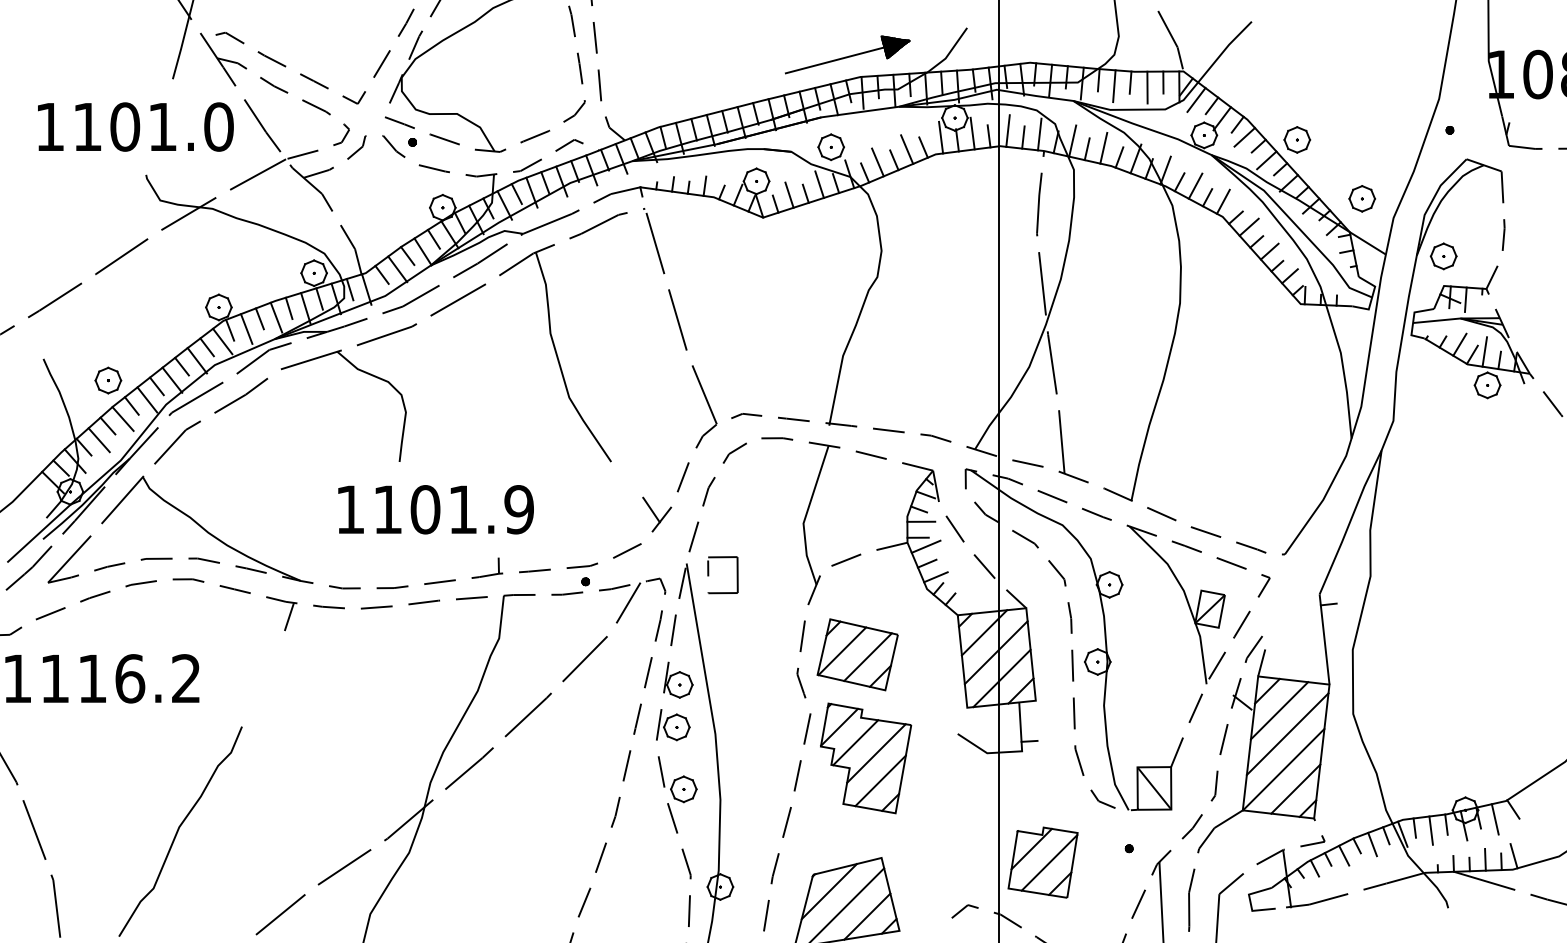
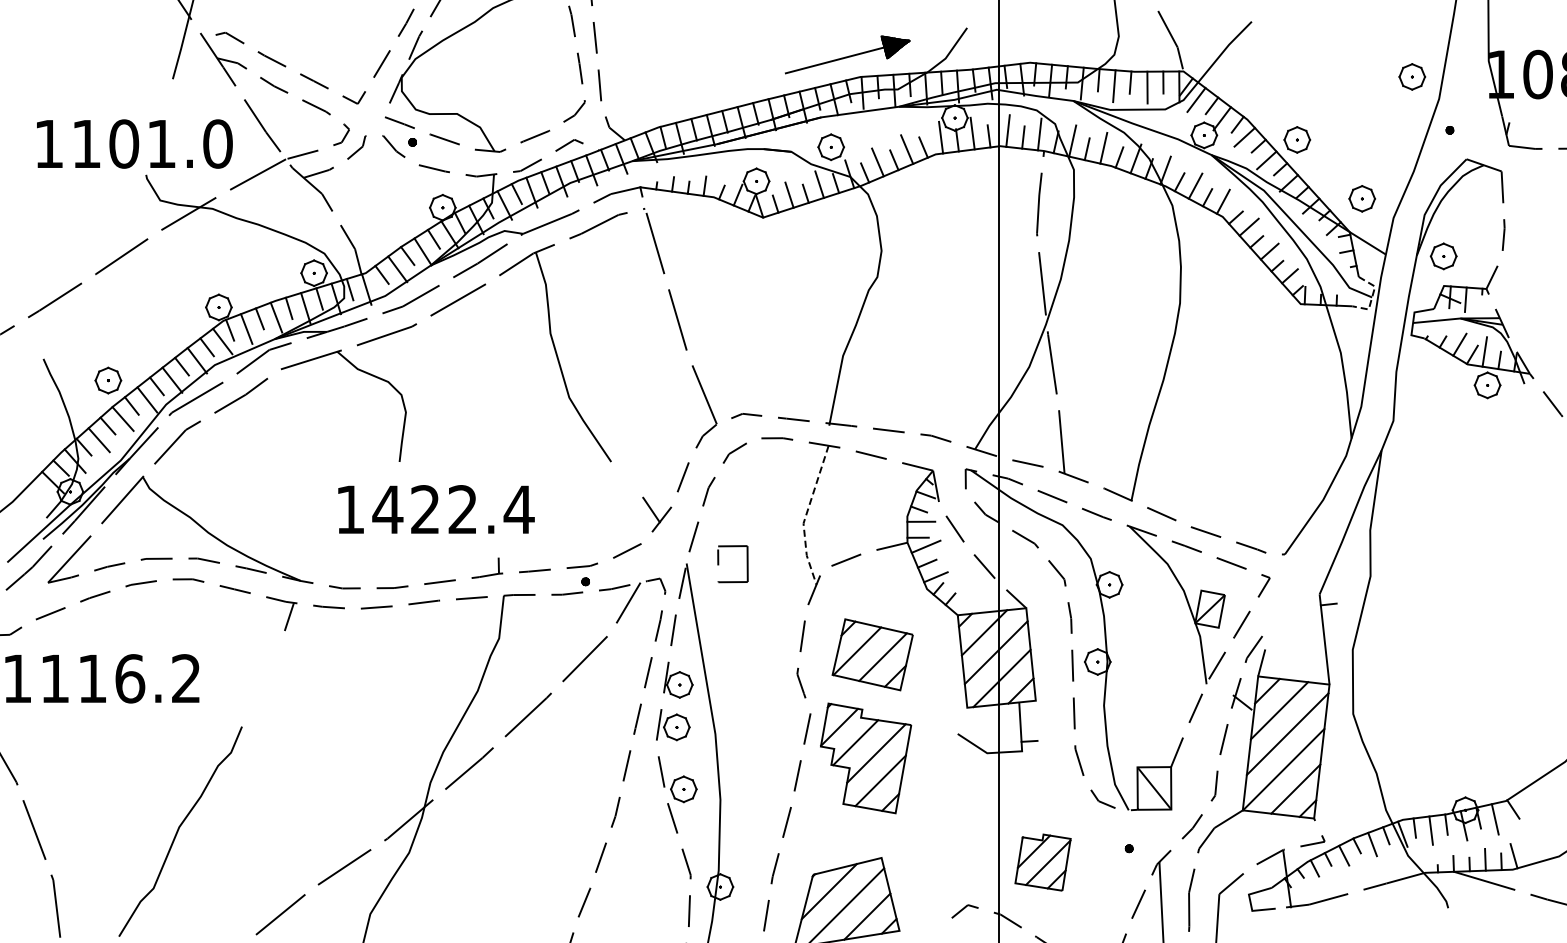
part: none -> present (1412, 76)
text position: (135, 126) -> (134, 143) (134, 143)
line: solid -> dashed (1372, 297)
text: 1101.9 -> 1422.4 (453, 509)
line: solid -> dashed (805, 515)
part position: (709, 575) -> (719, 564) (719, 564)
part position: (857, 654) -> (872, 654) (872, 654)
part size: 72x73 px -> 58x59 px (1042, 862)
